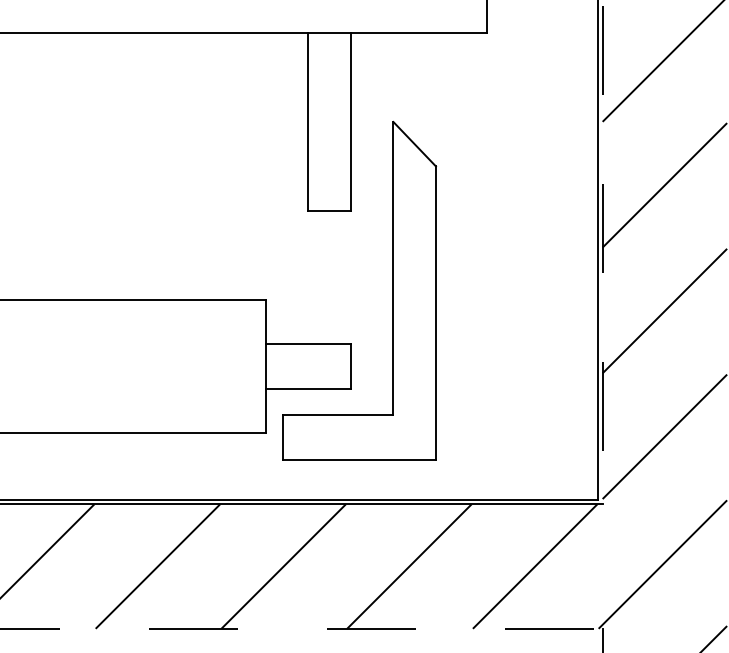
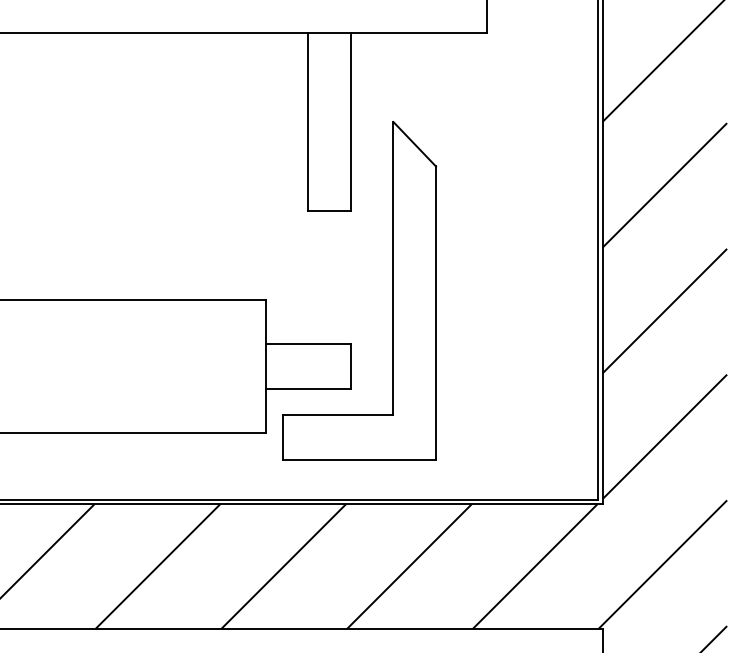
line: dashed -> solid (602, 252)
line: dashed -> solid (301, 628)
